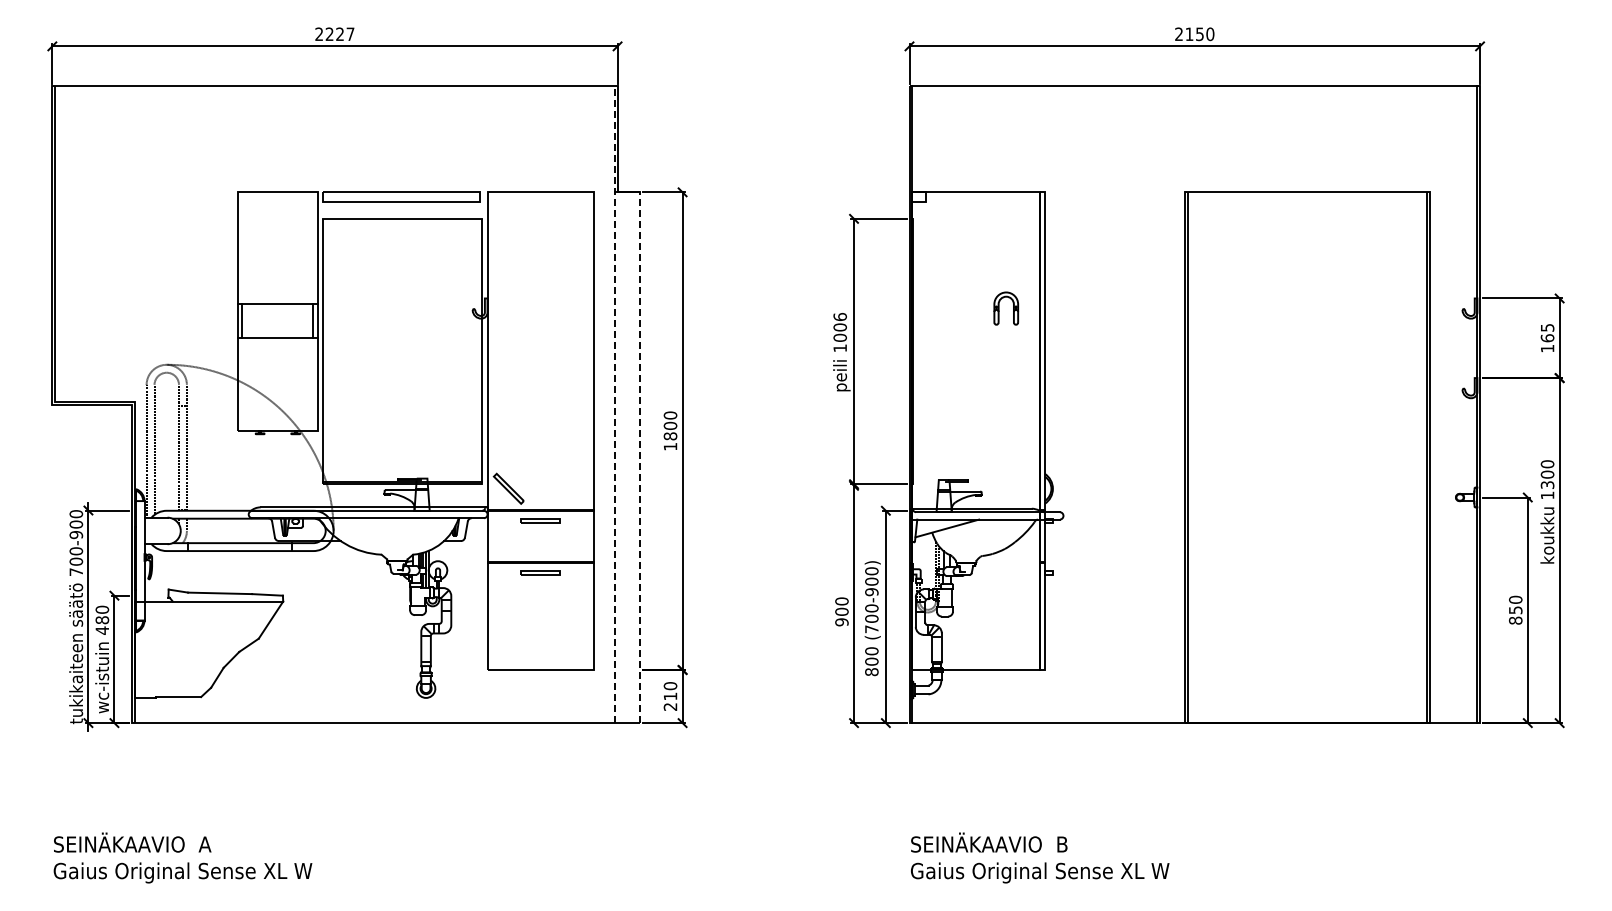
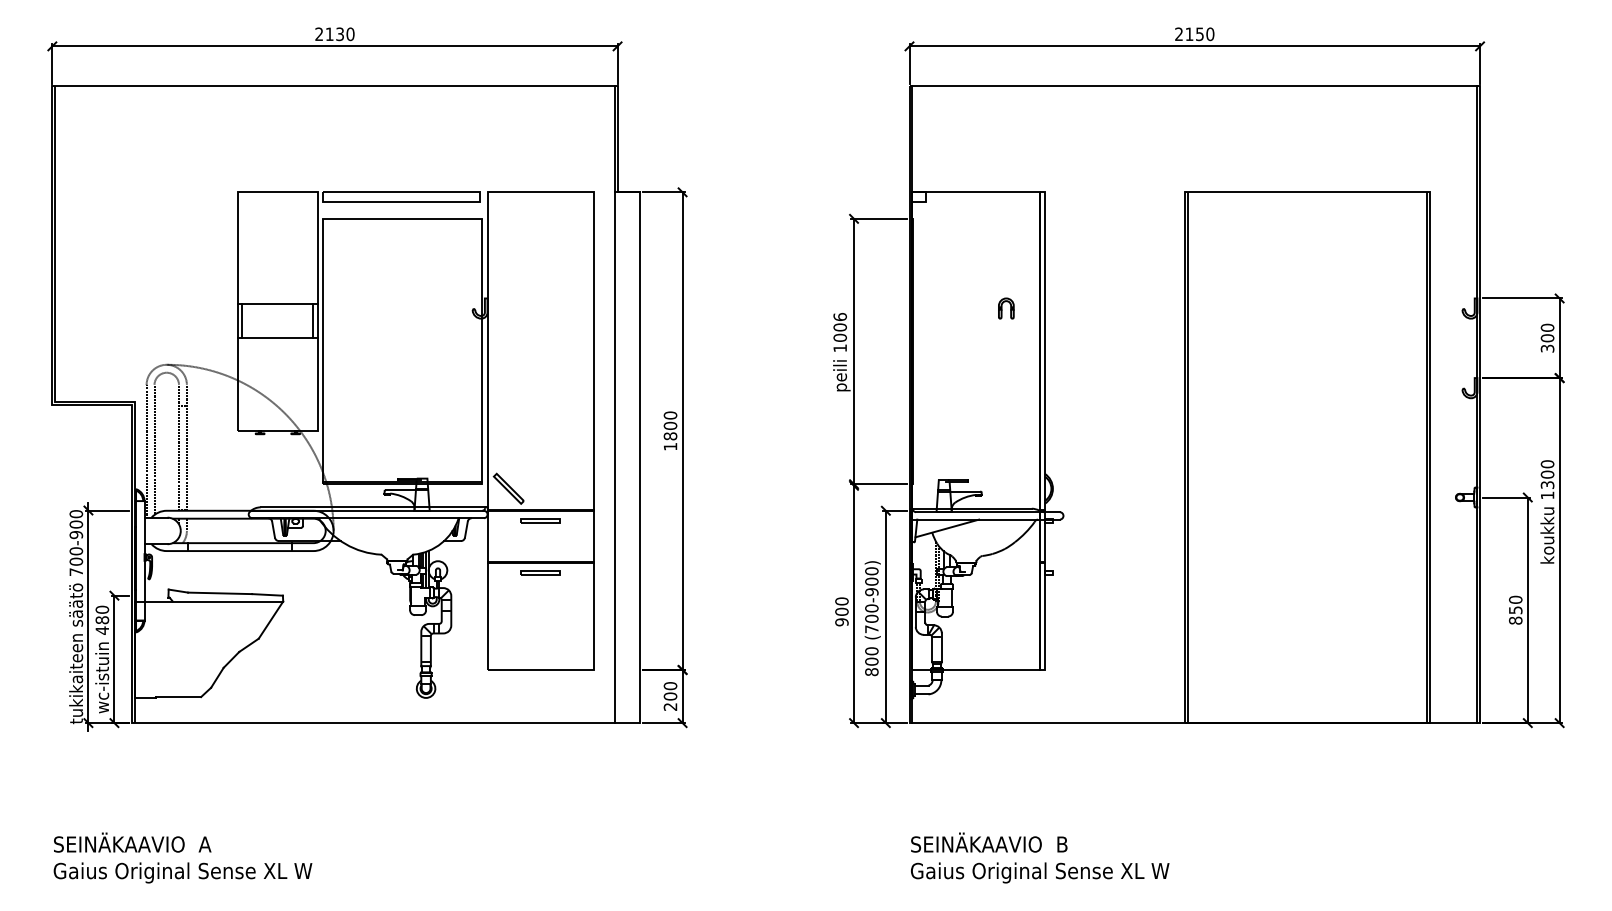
text: 2227 -> 2130 (339, 34)
part size: 27x35 px -> 17x23 px (1006, 308)
text: 165 -> 300 (1547, 337)
line: dashed -> solid (614, 404)
line: dashed -> solid (640, 457)
text: 210 -> 200 (670, 696)
